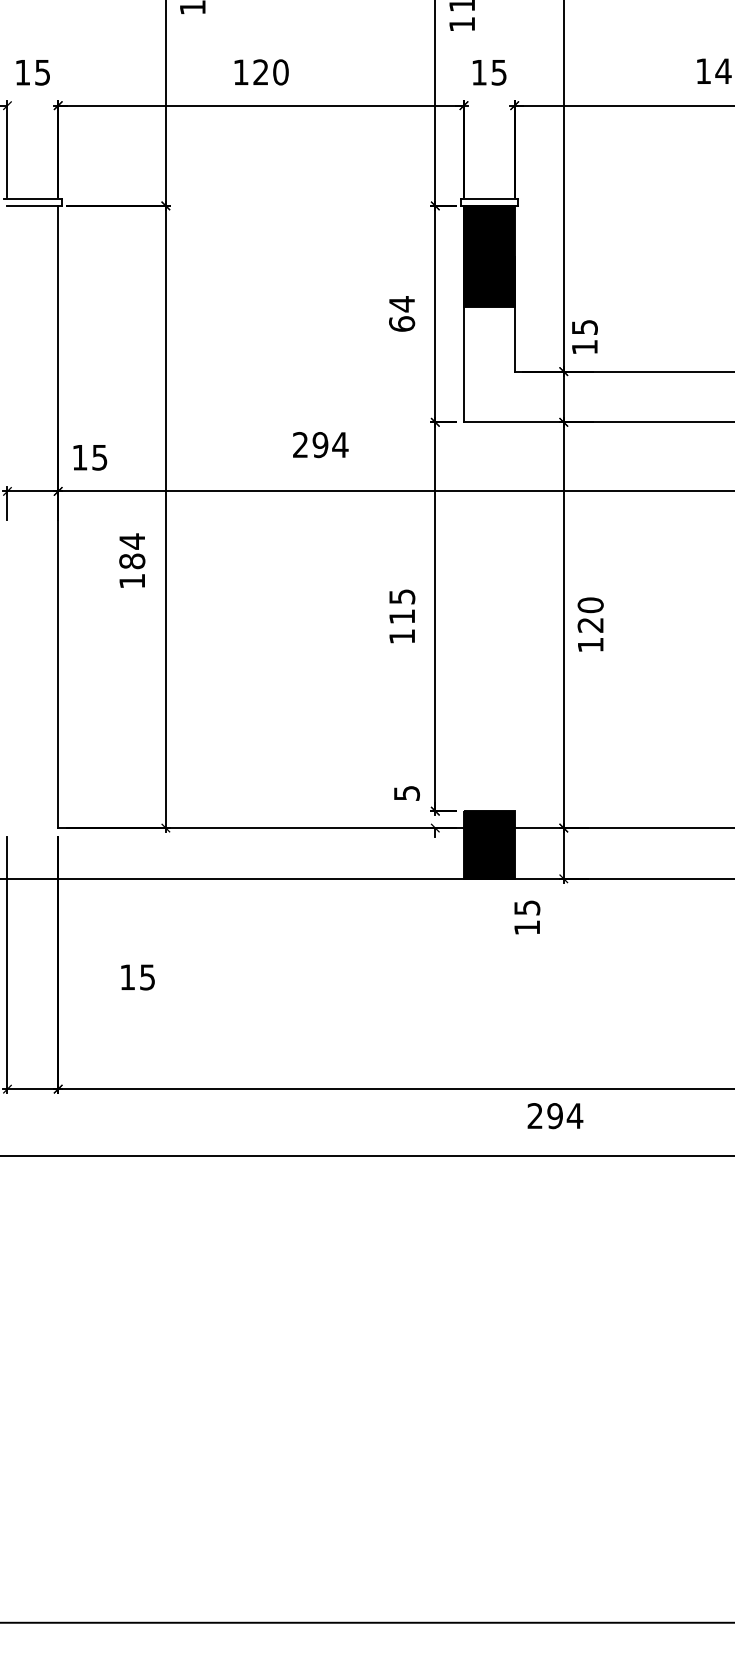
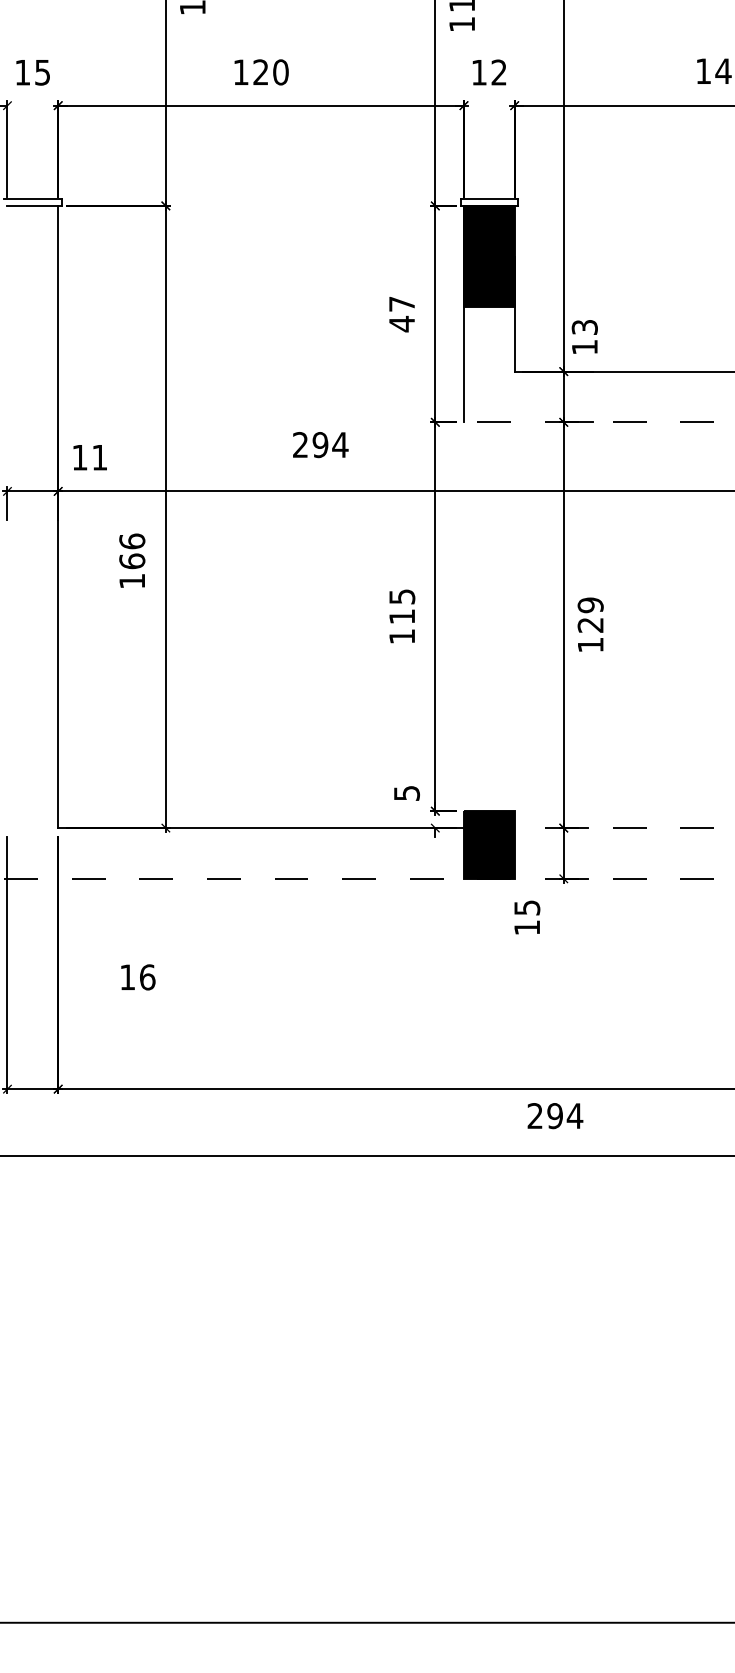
text: 15 -> 12 (498, 72)
text: 64 -> 47 (402, 314)
text: 15 -> 13 (584, 327)
line: solid -> dashed (598, 422)
text: 15 -> 11 (99, 457)
text: 184 -> 166 (132, 551)
text: 120 -> 129 (590, 605)
line: solid -> dashed (624, 828)
line: solid -> dashed (367, 878)
text: 15 -> 16 (147, 977)
